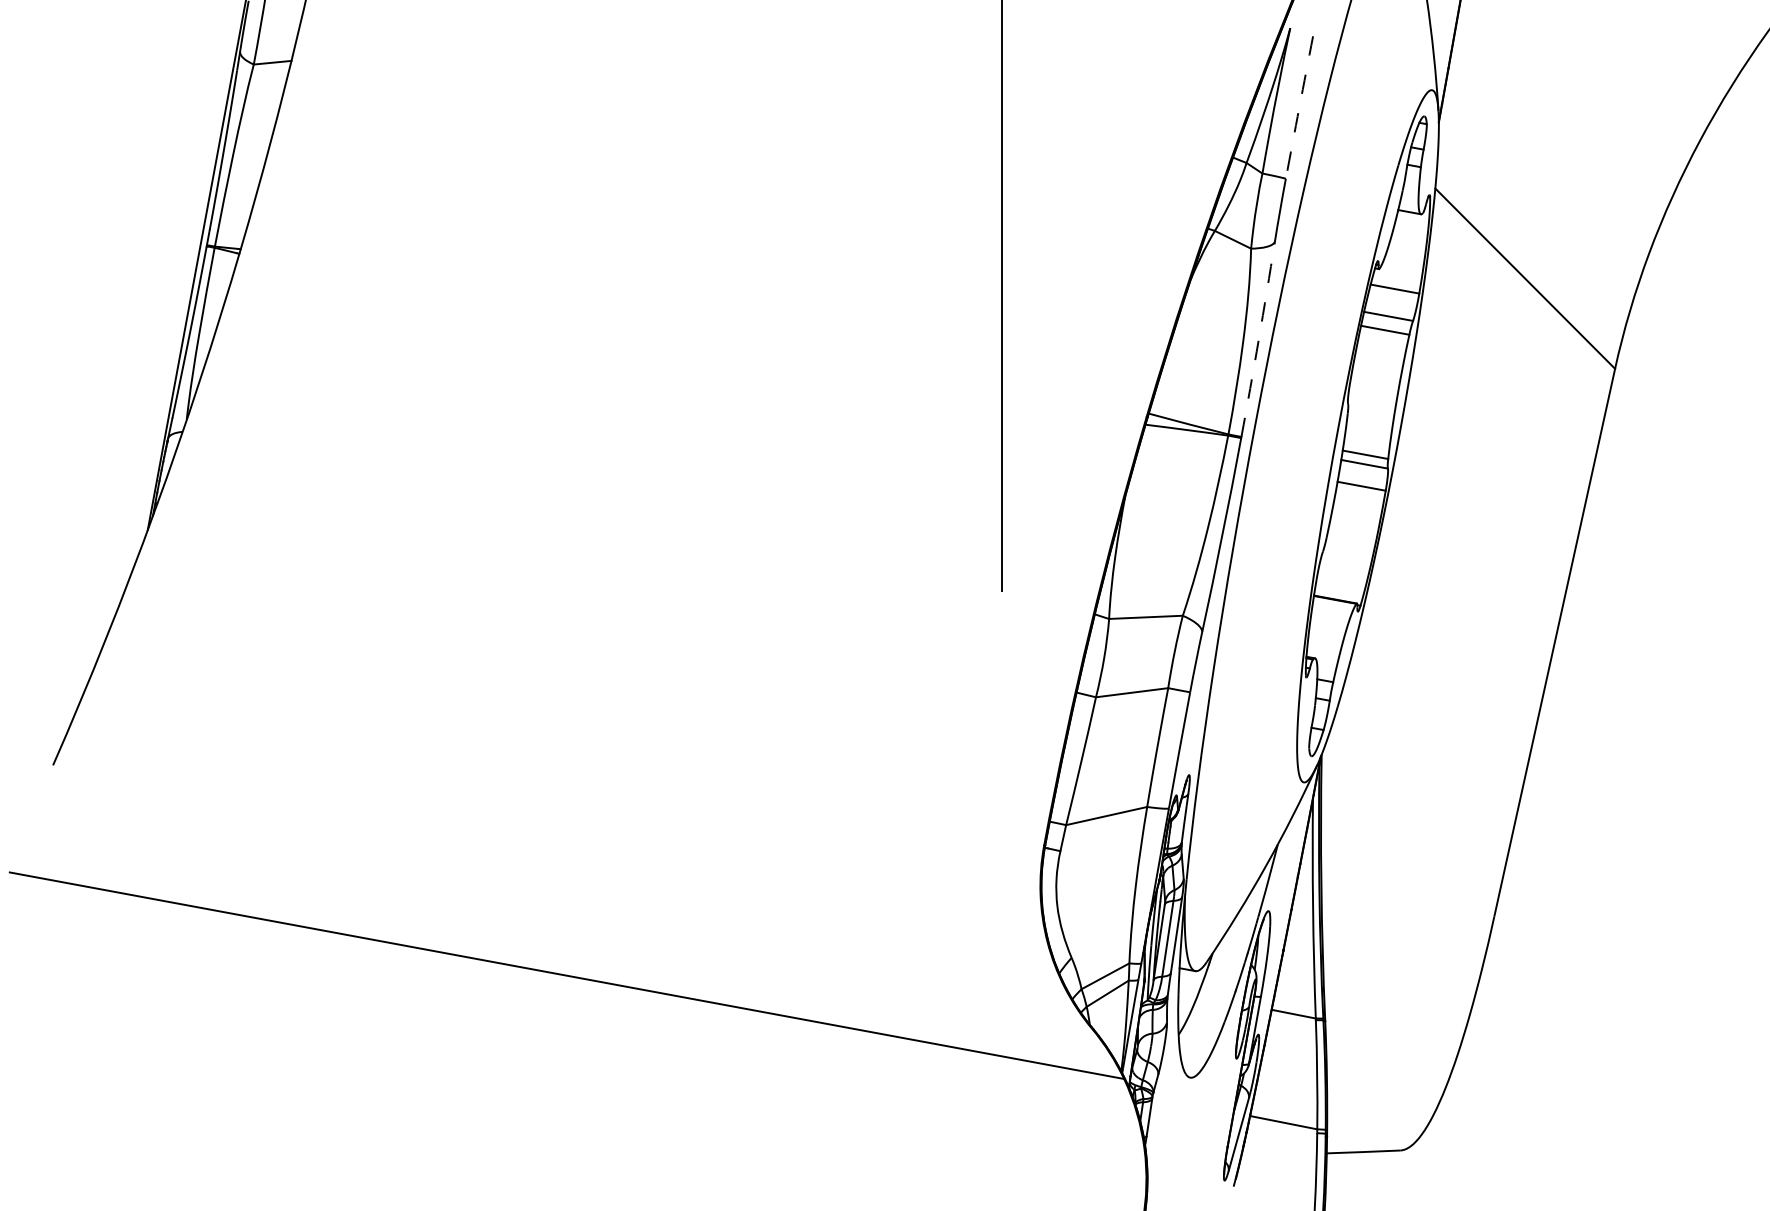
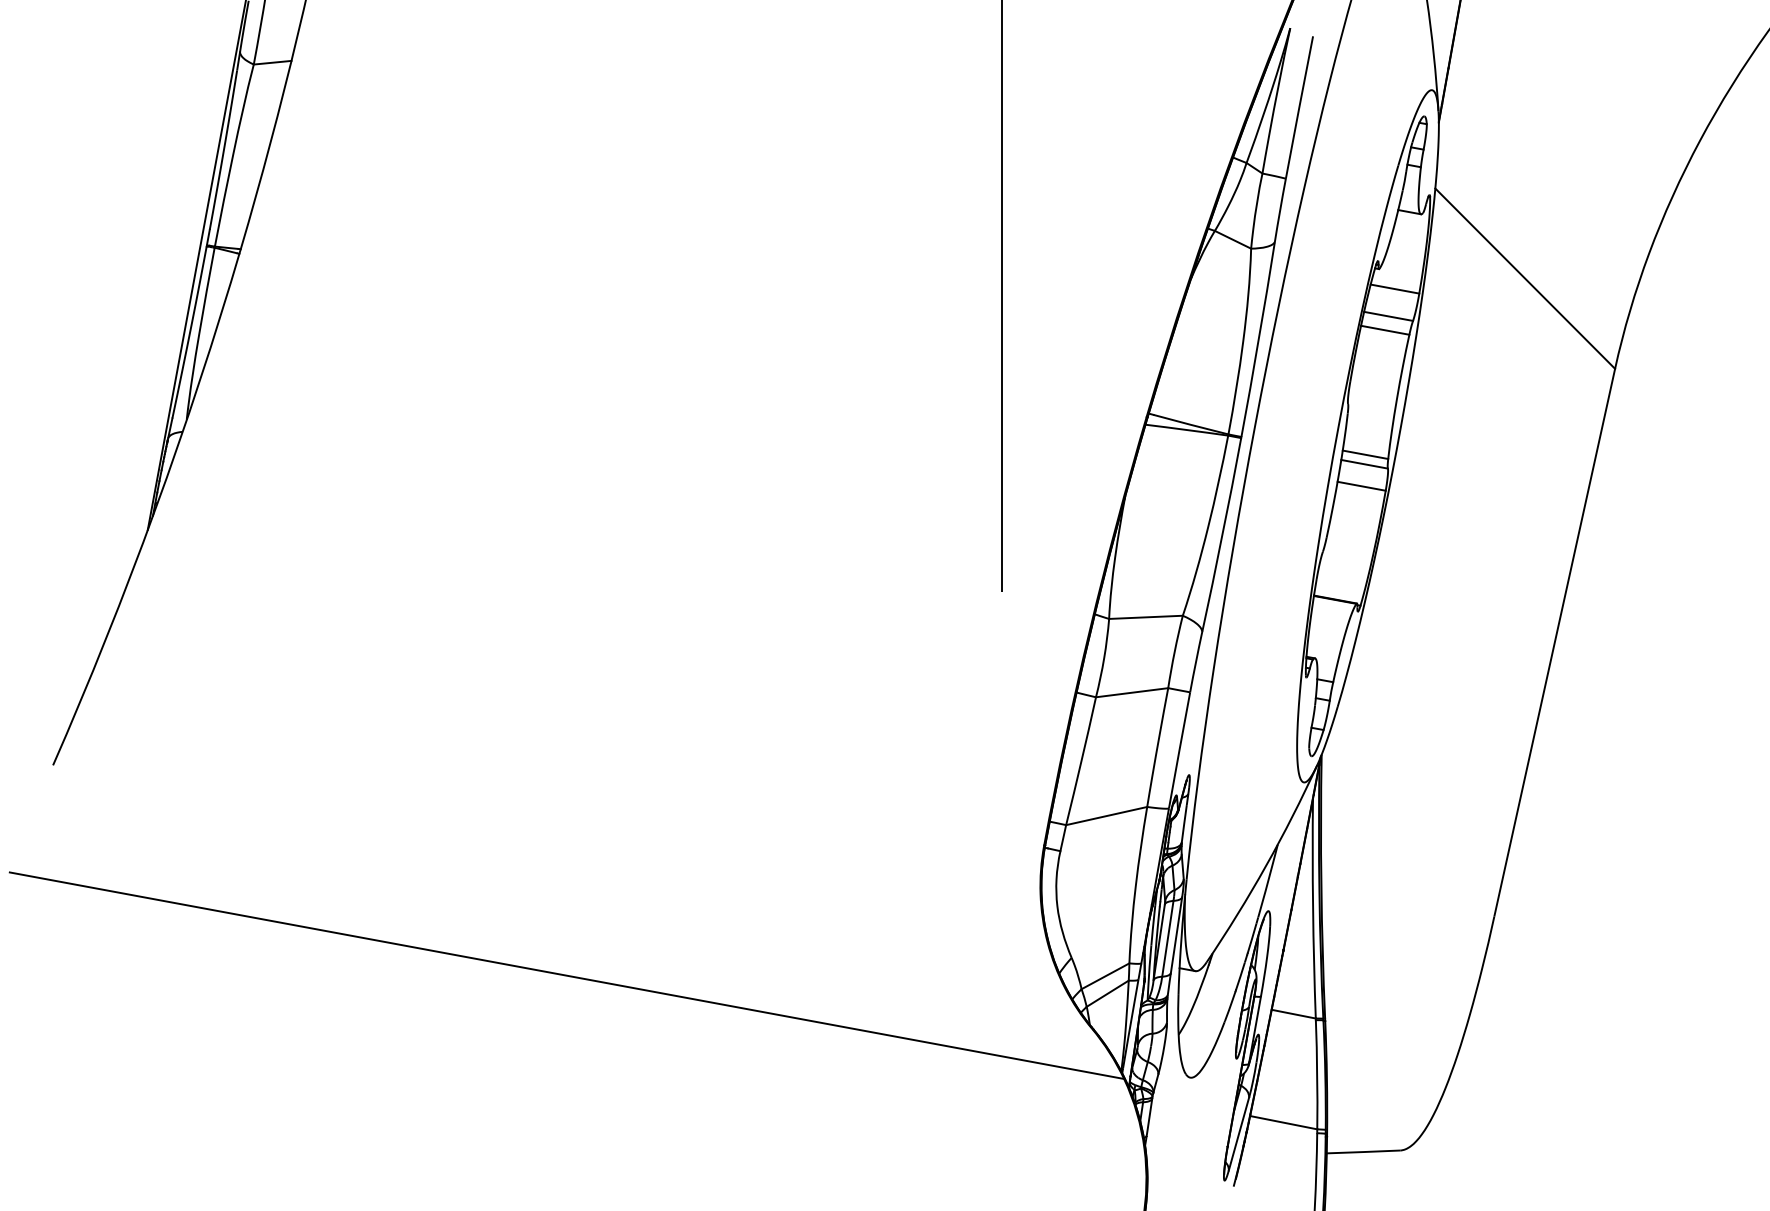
arc: dashed -> solid (1299, 107)
arc: dashed -> solid (1258, 339)
